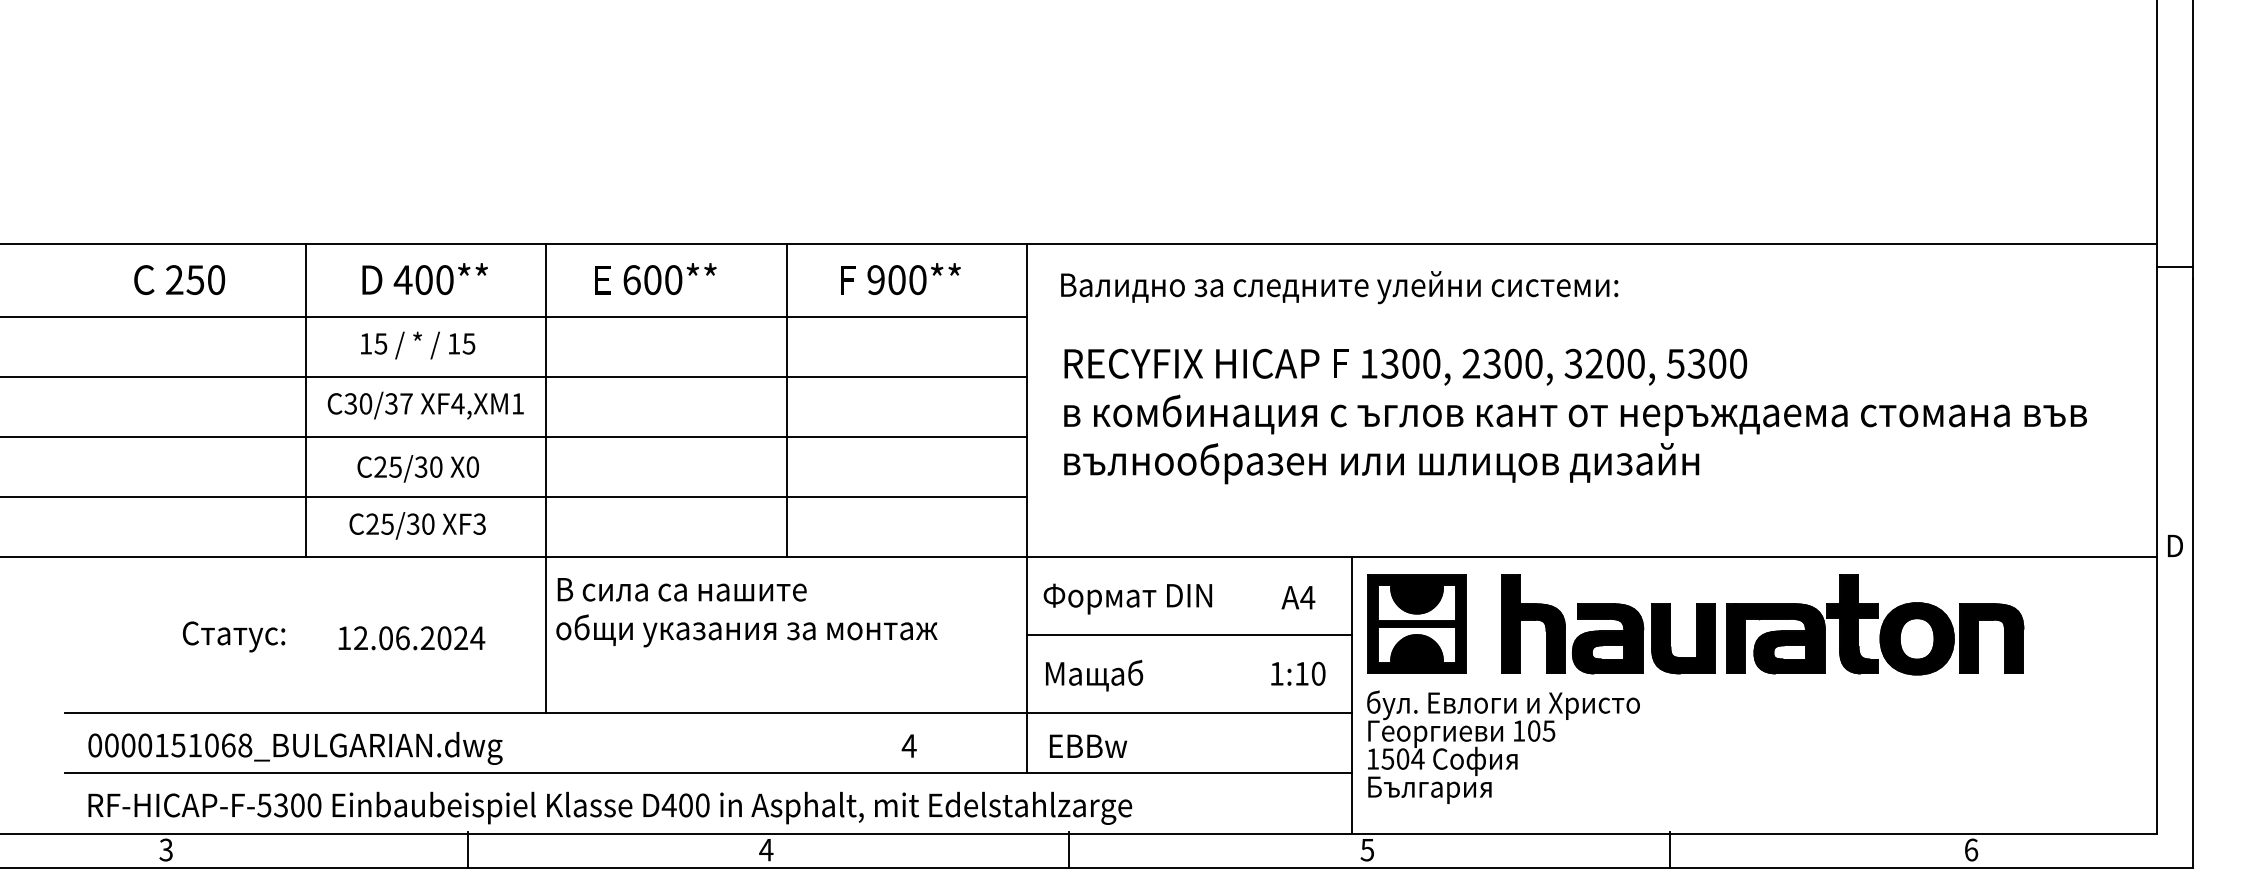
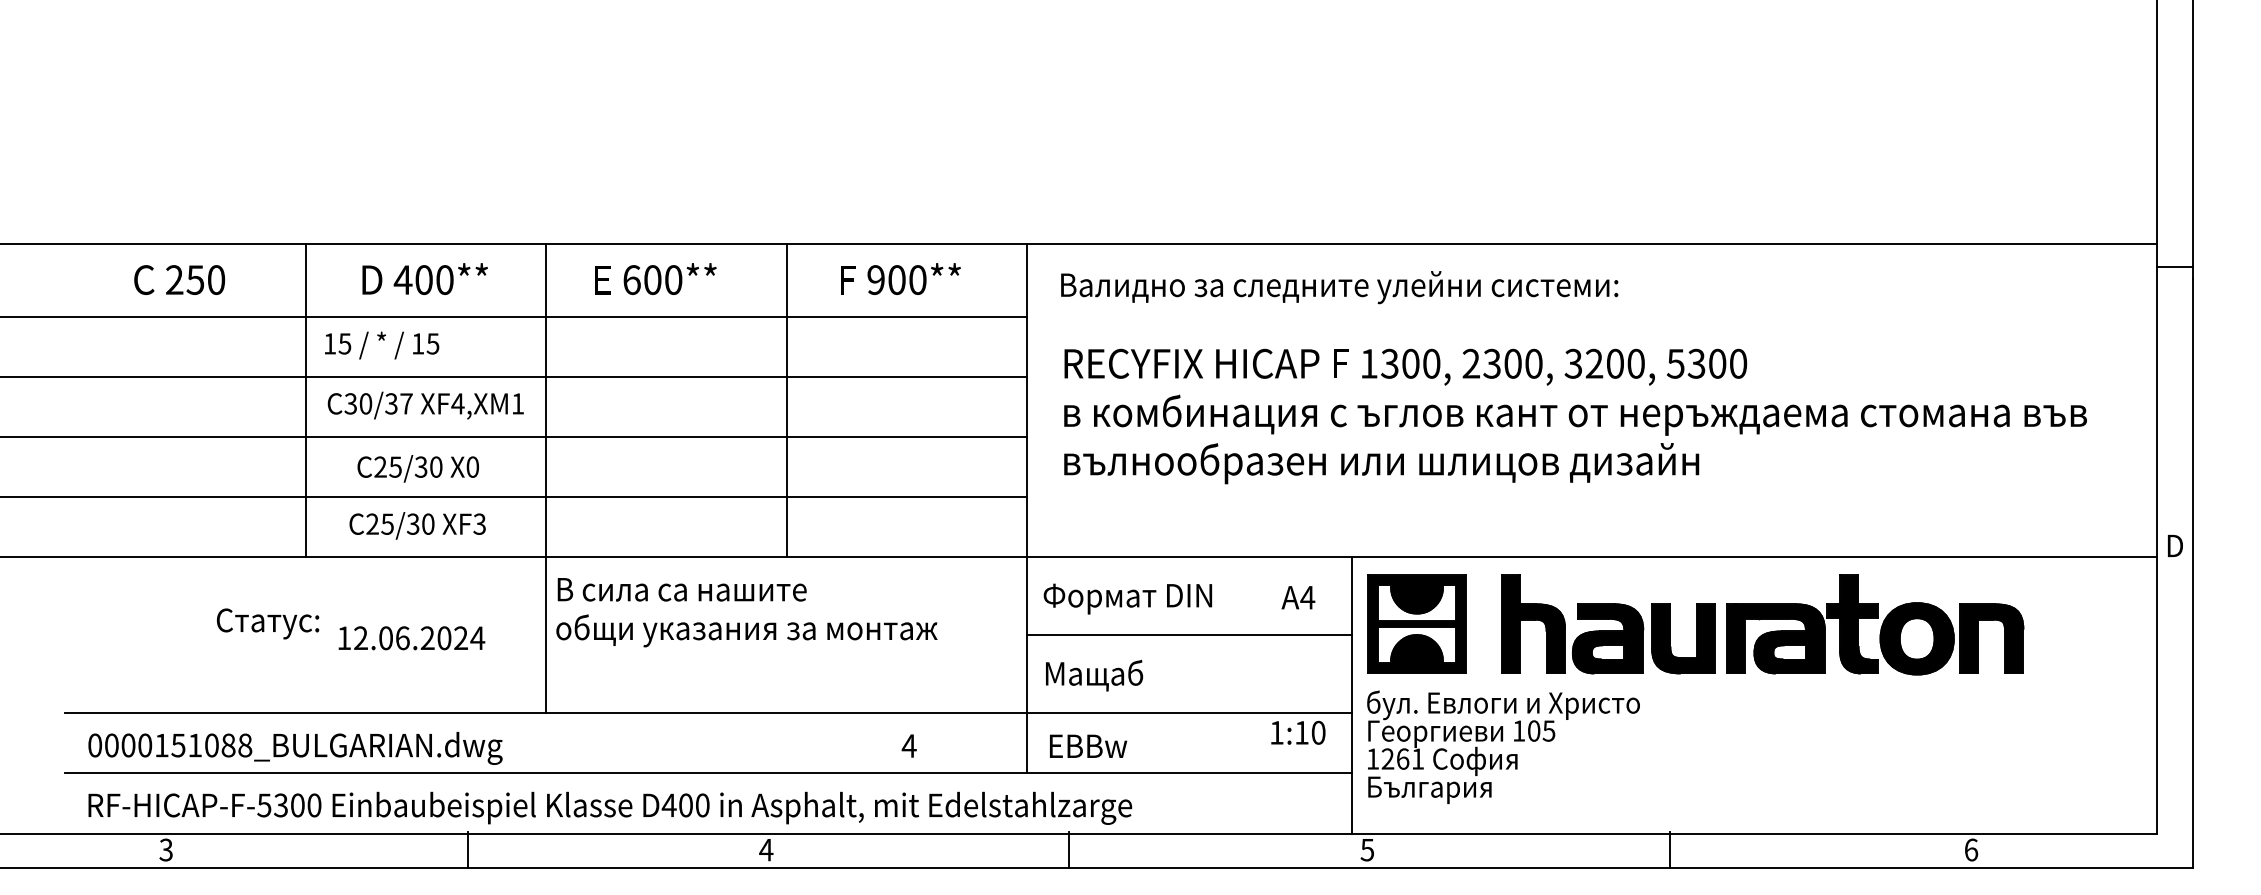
text position: (418, 345) -> (382, 345) (382, 345)
text position: (234, 636) -> (268, 623) (268, 623)
text position: (1298, 673) -> (1298, 732) (1298, 732)
text: 0000151068_BULGARIAN.dwg -> 0000151088_BULGARIAN.dwg (228, 745)
text: 1504 -> 1261 (1402, 758)
